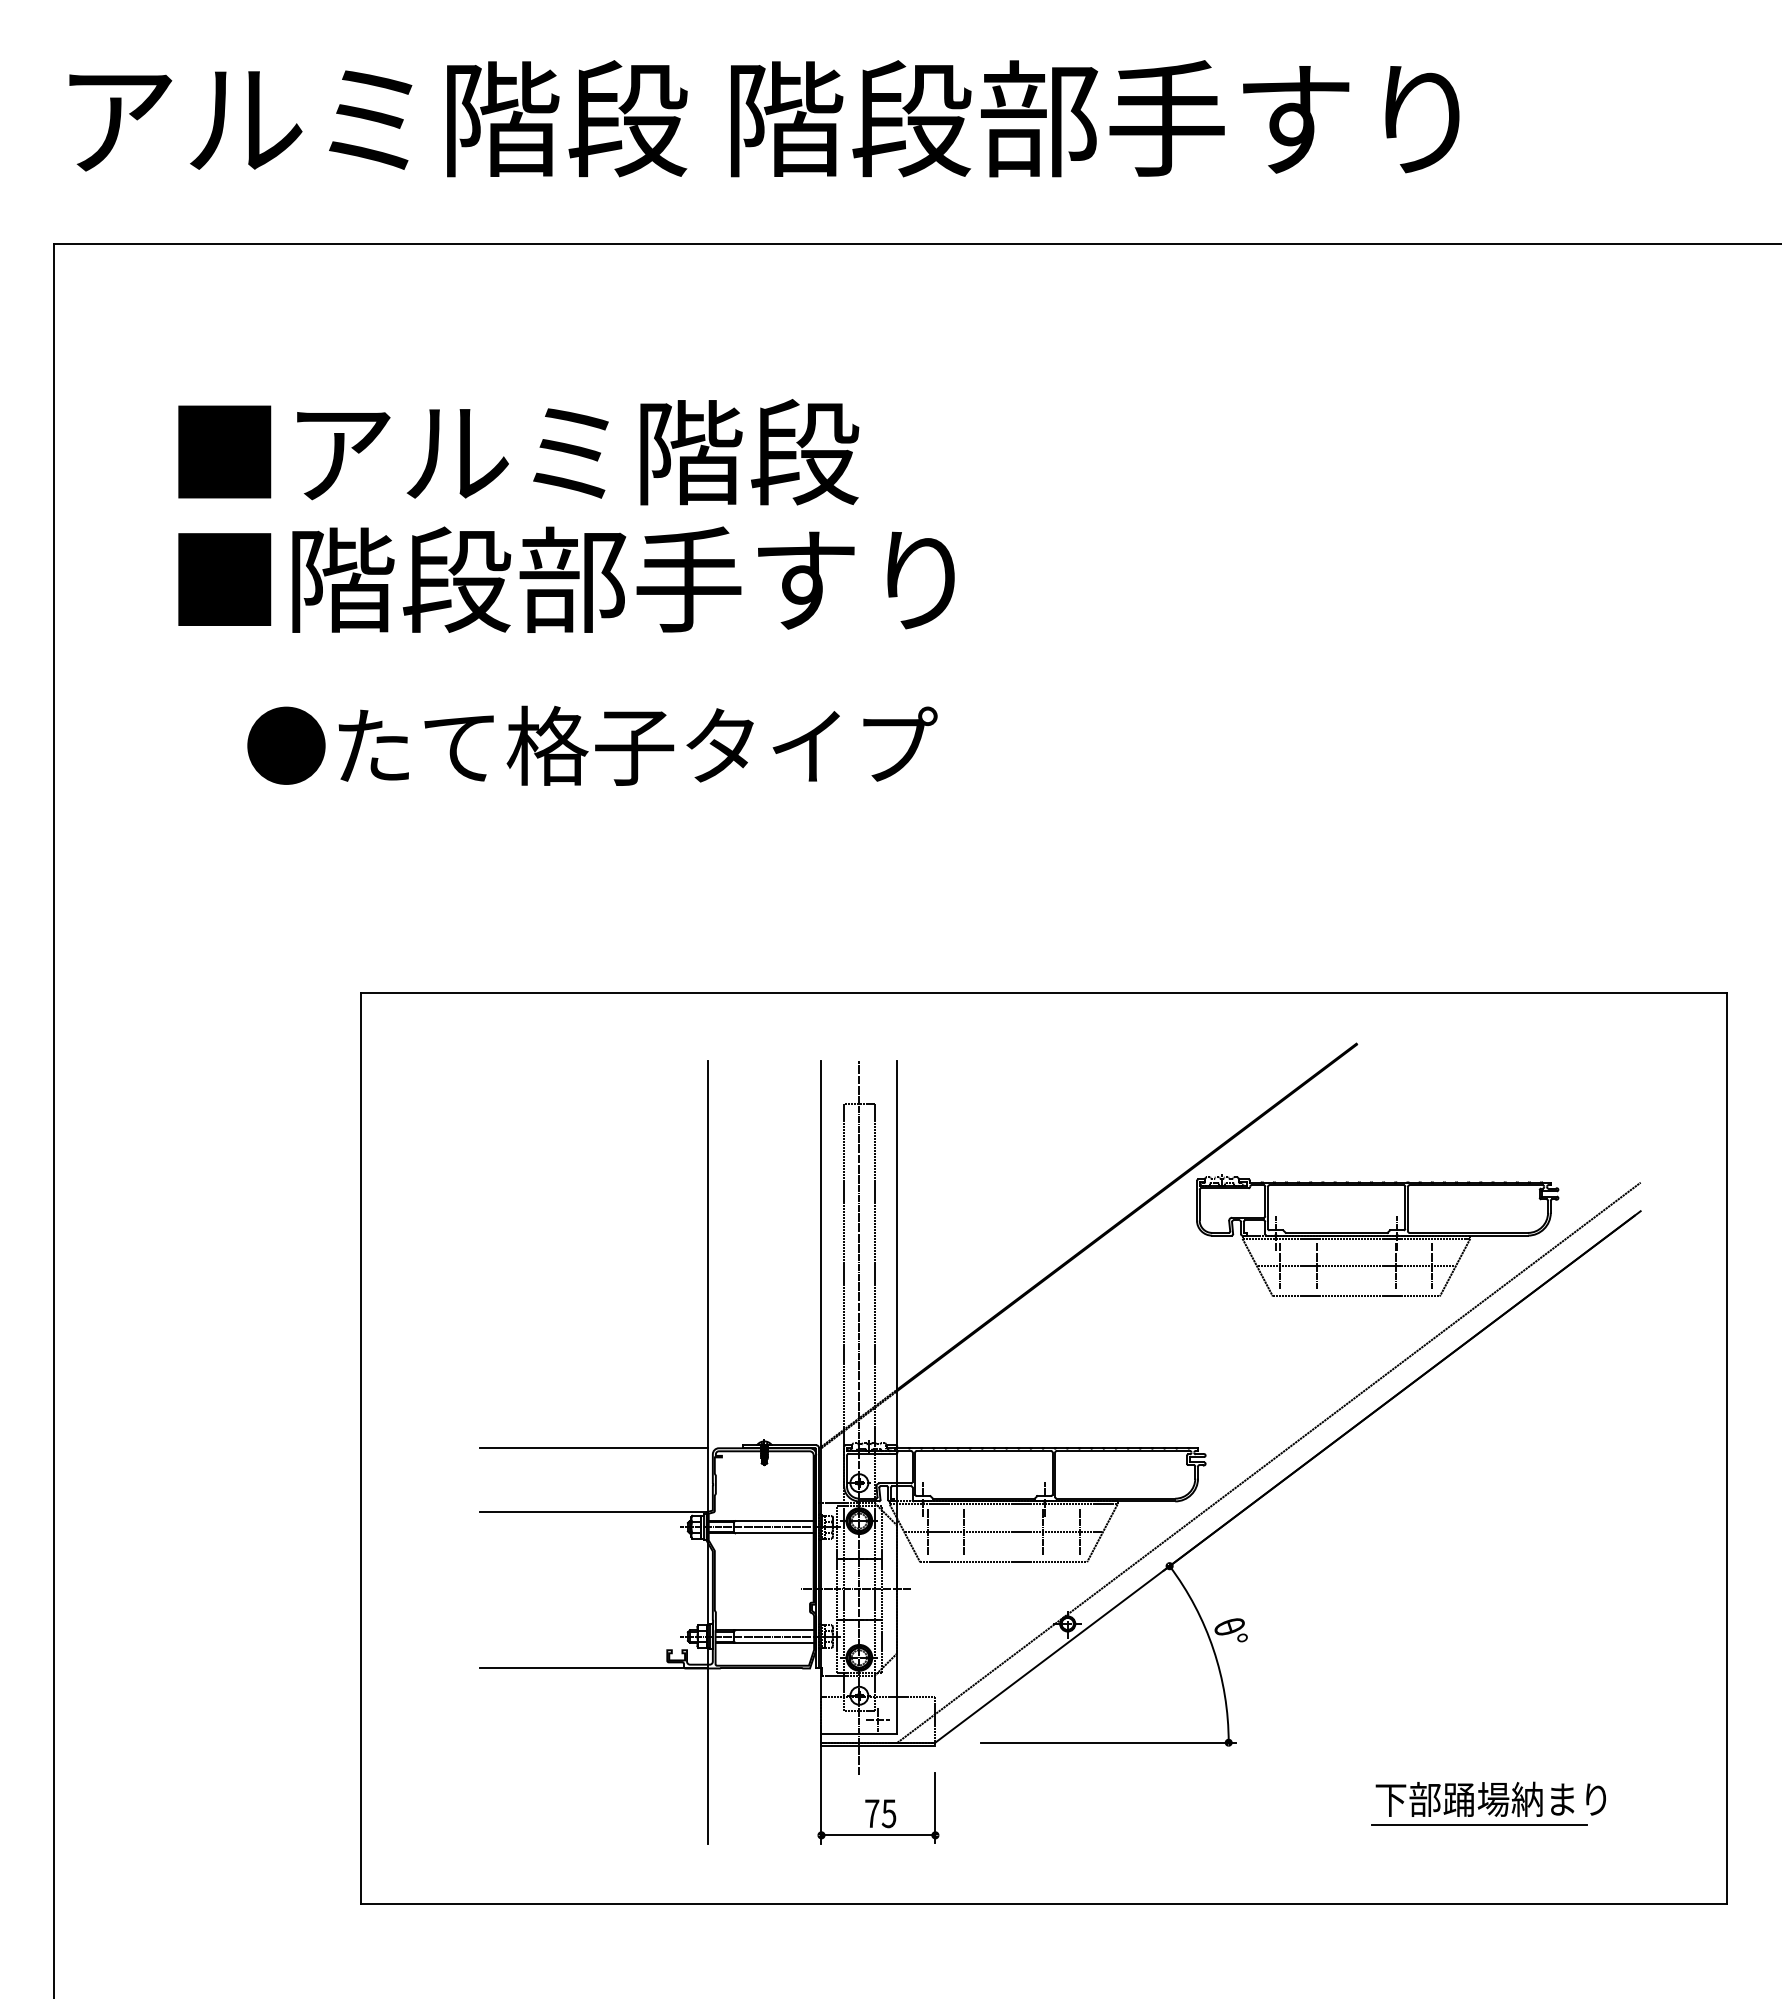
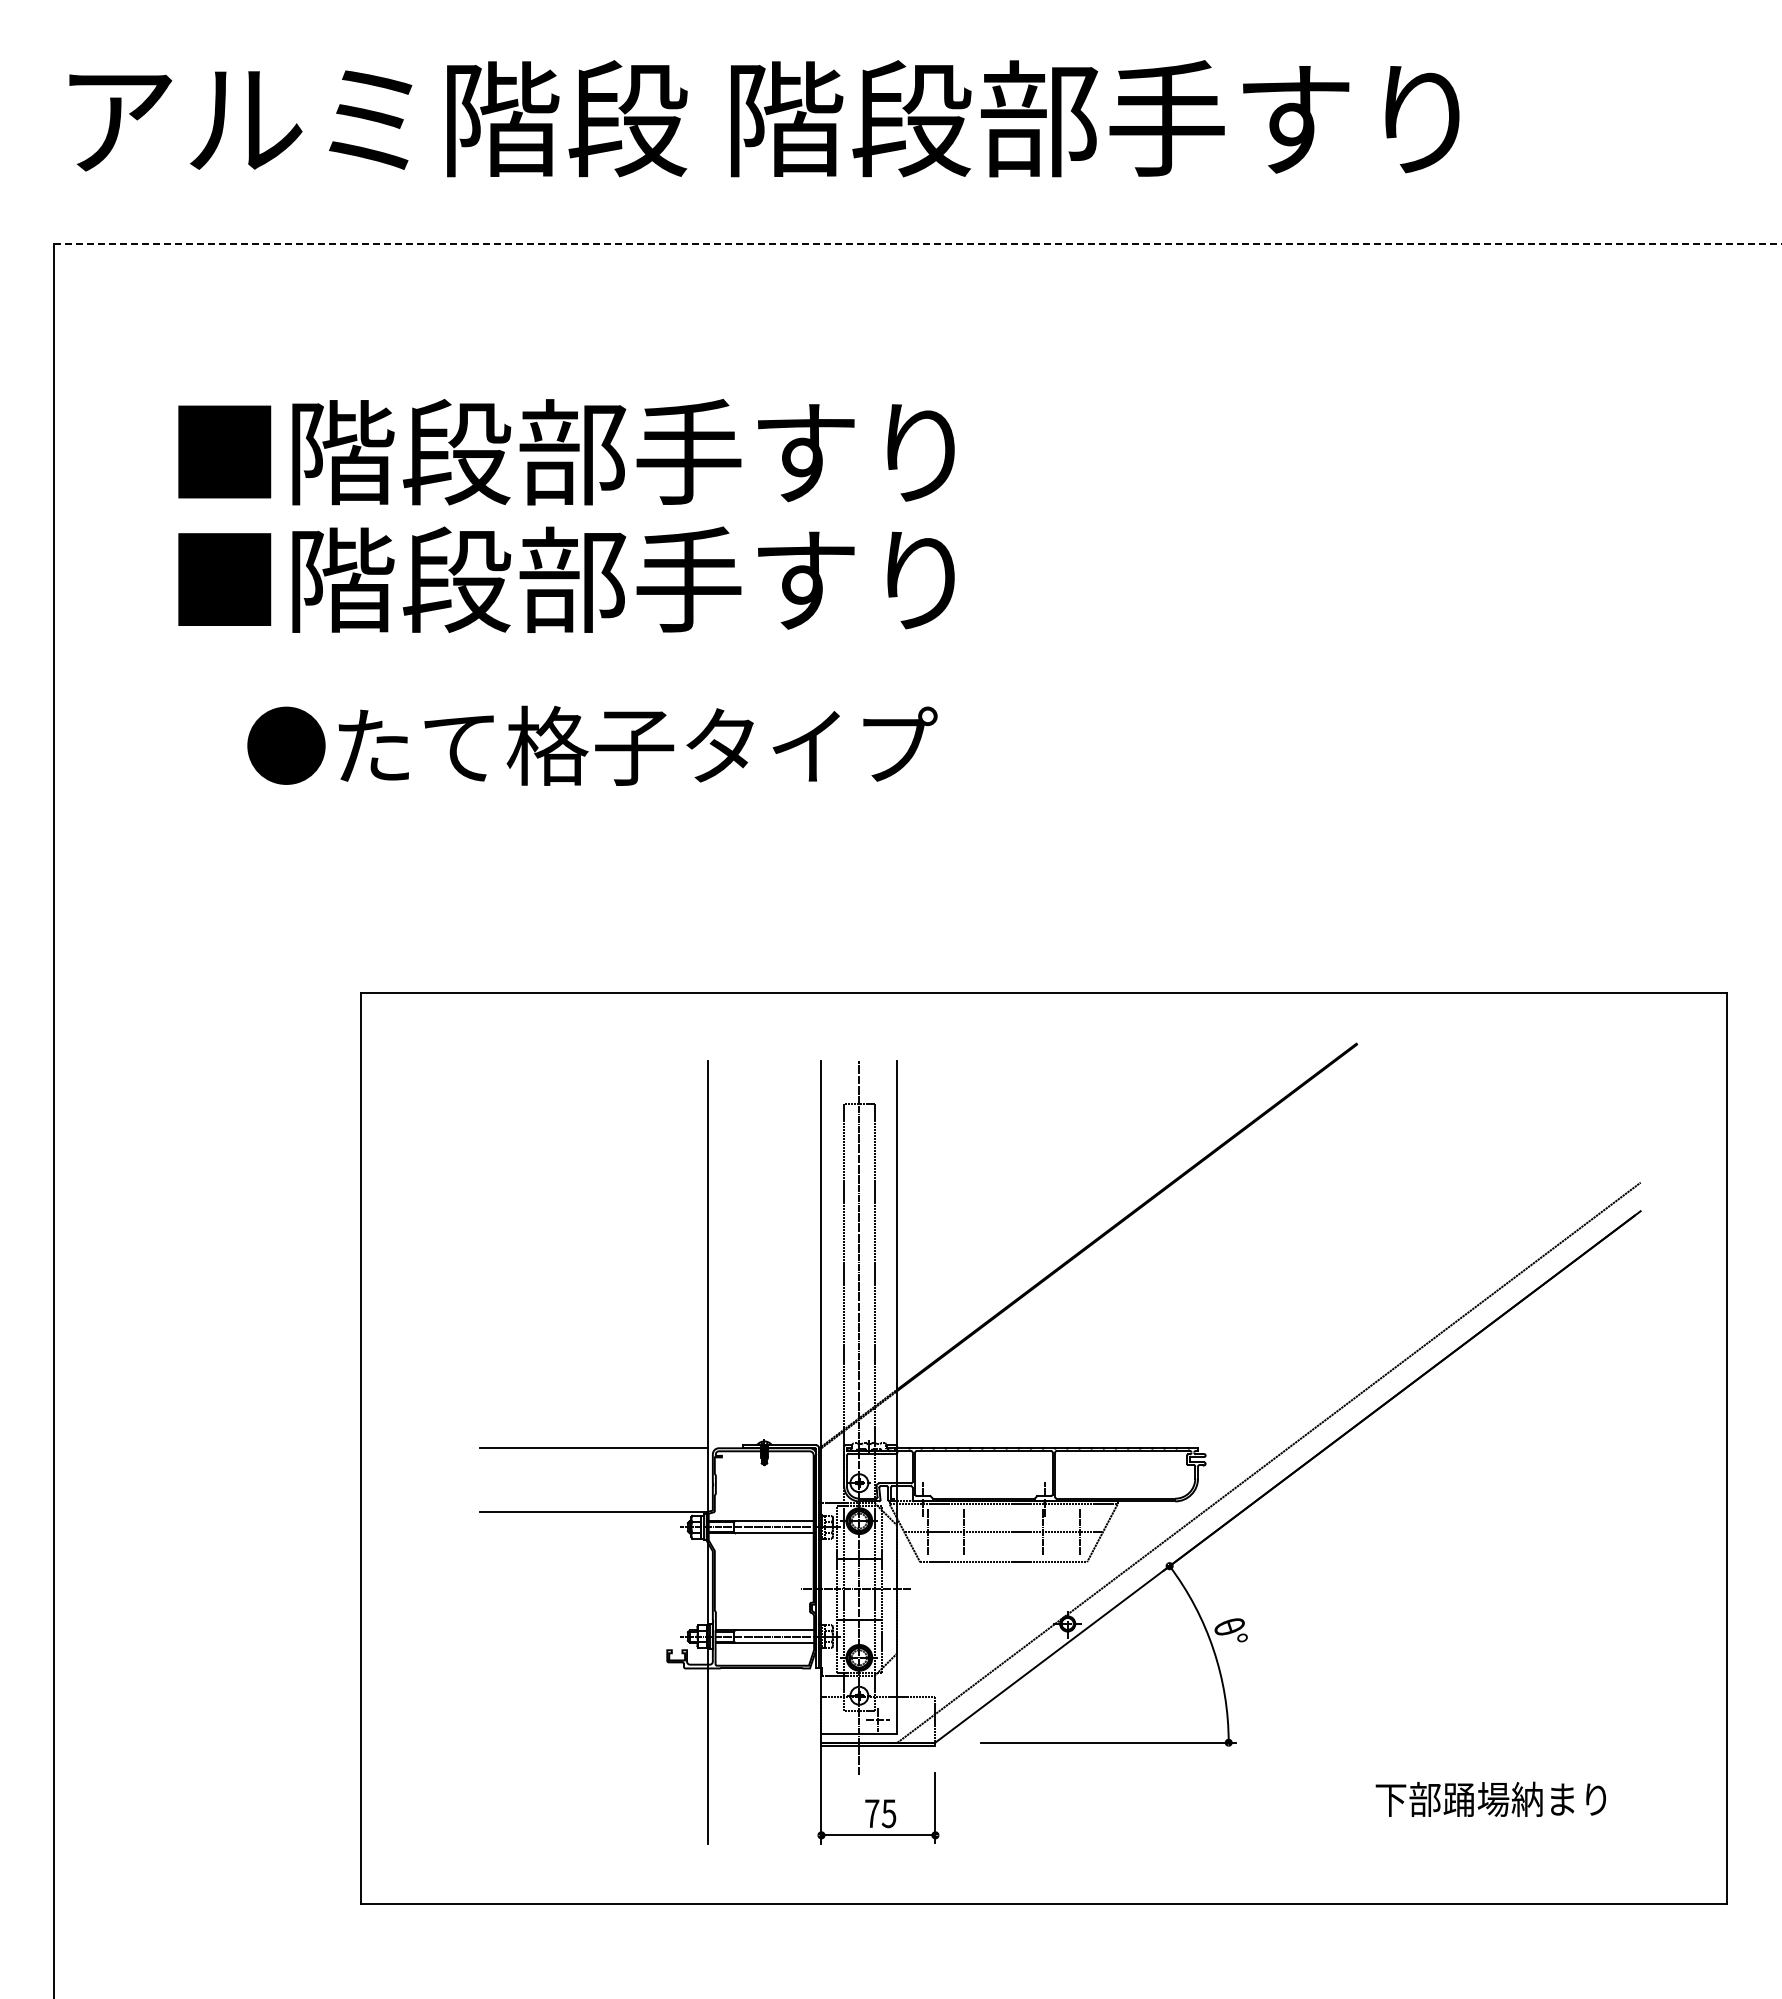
line: solid -> dashed (917, 243)
text: ■アルミ階段 -> ■階段部手すり (623, 452)
part: present -> none (1377, 1235)
line: present -> none (593, 1668)
line: present -> none (1479, 1824)
